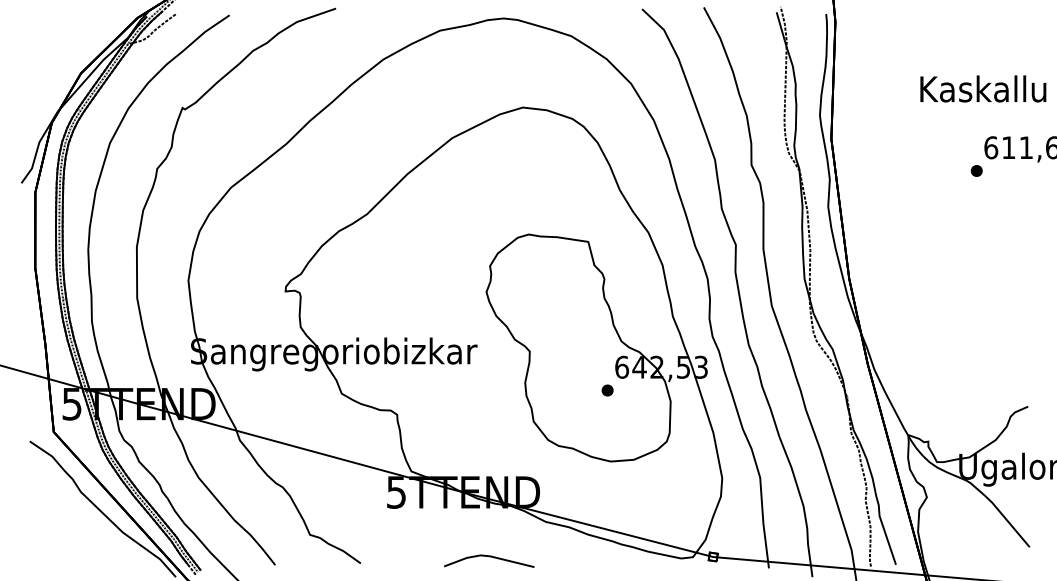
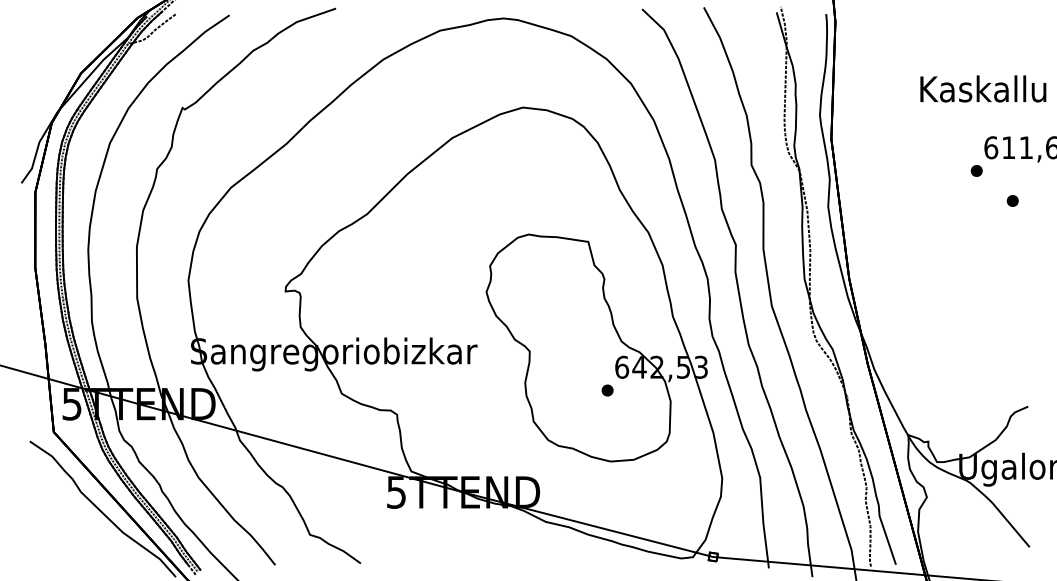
part: none -> present (1012, 200)
line: present -> none (489, 557)
